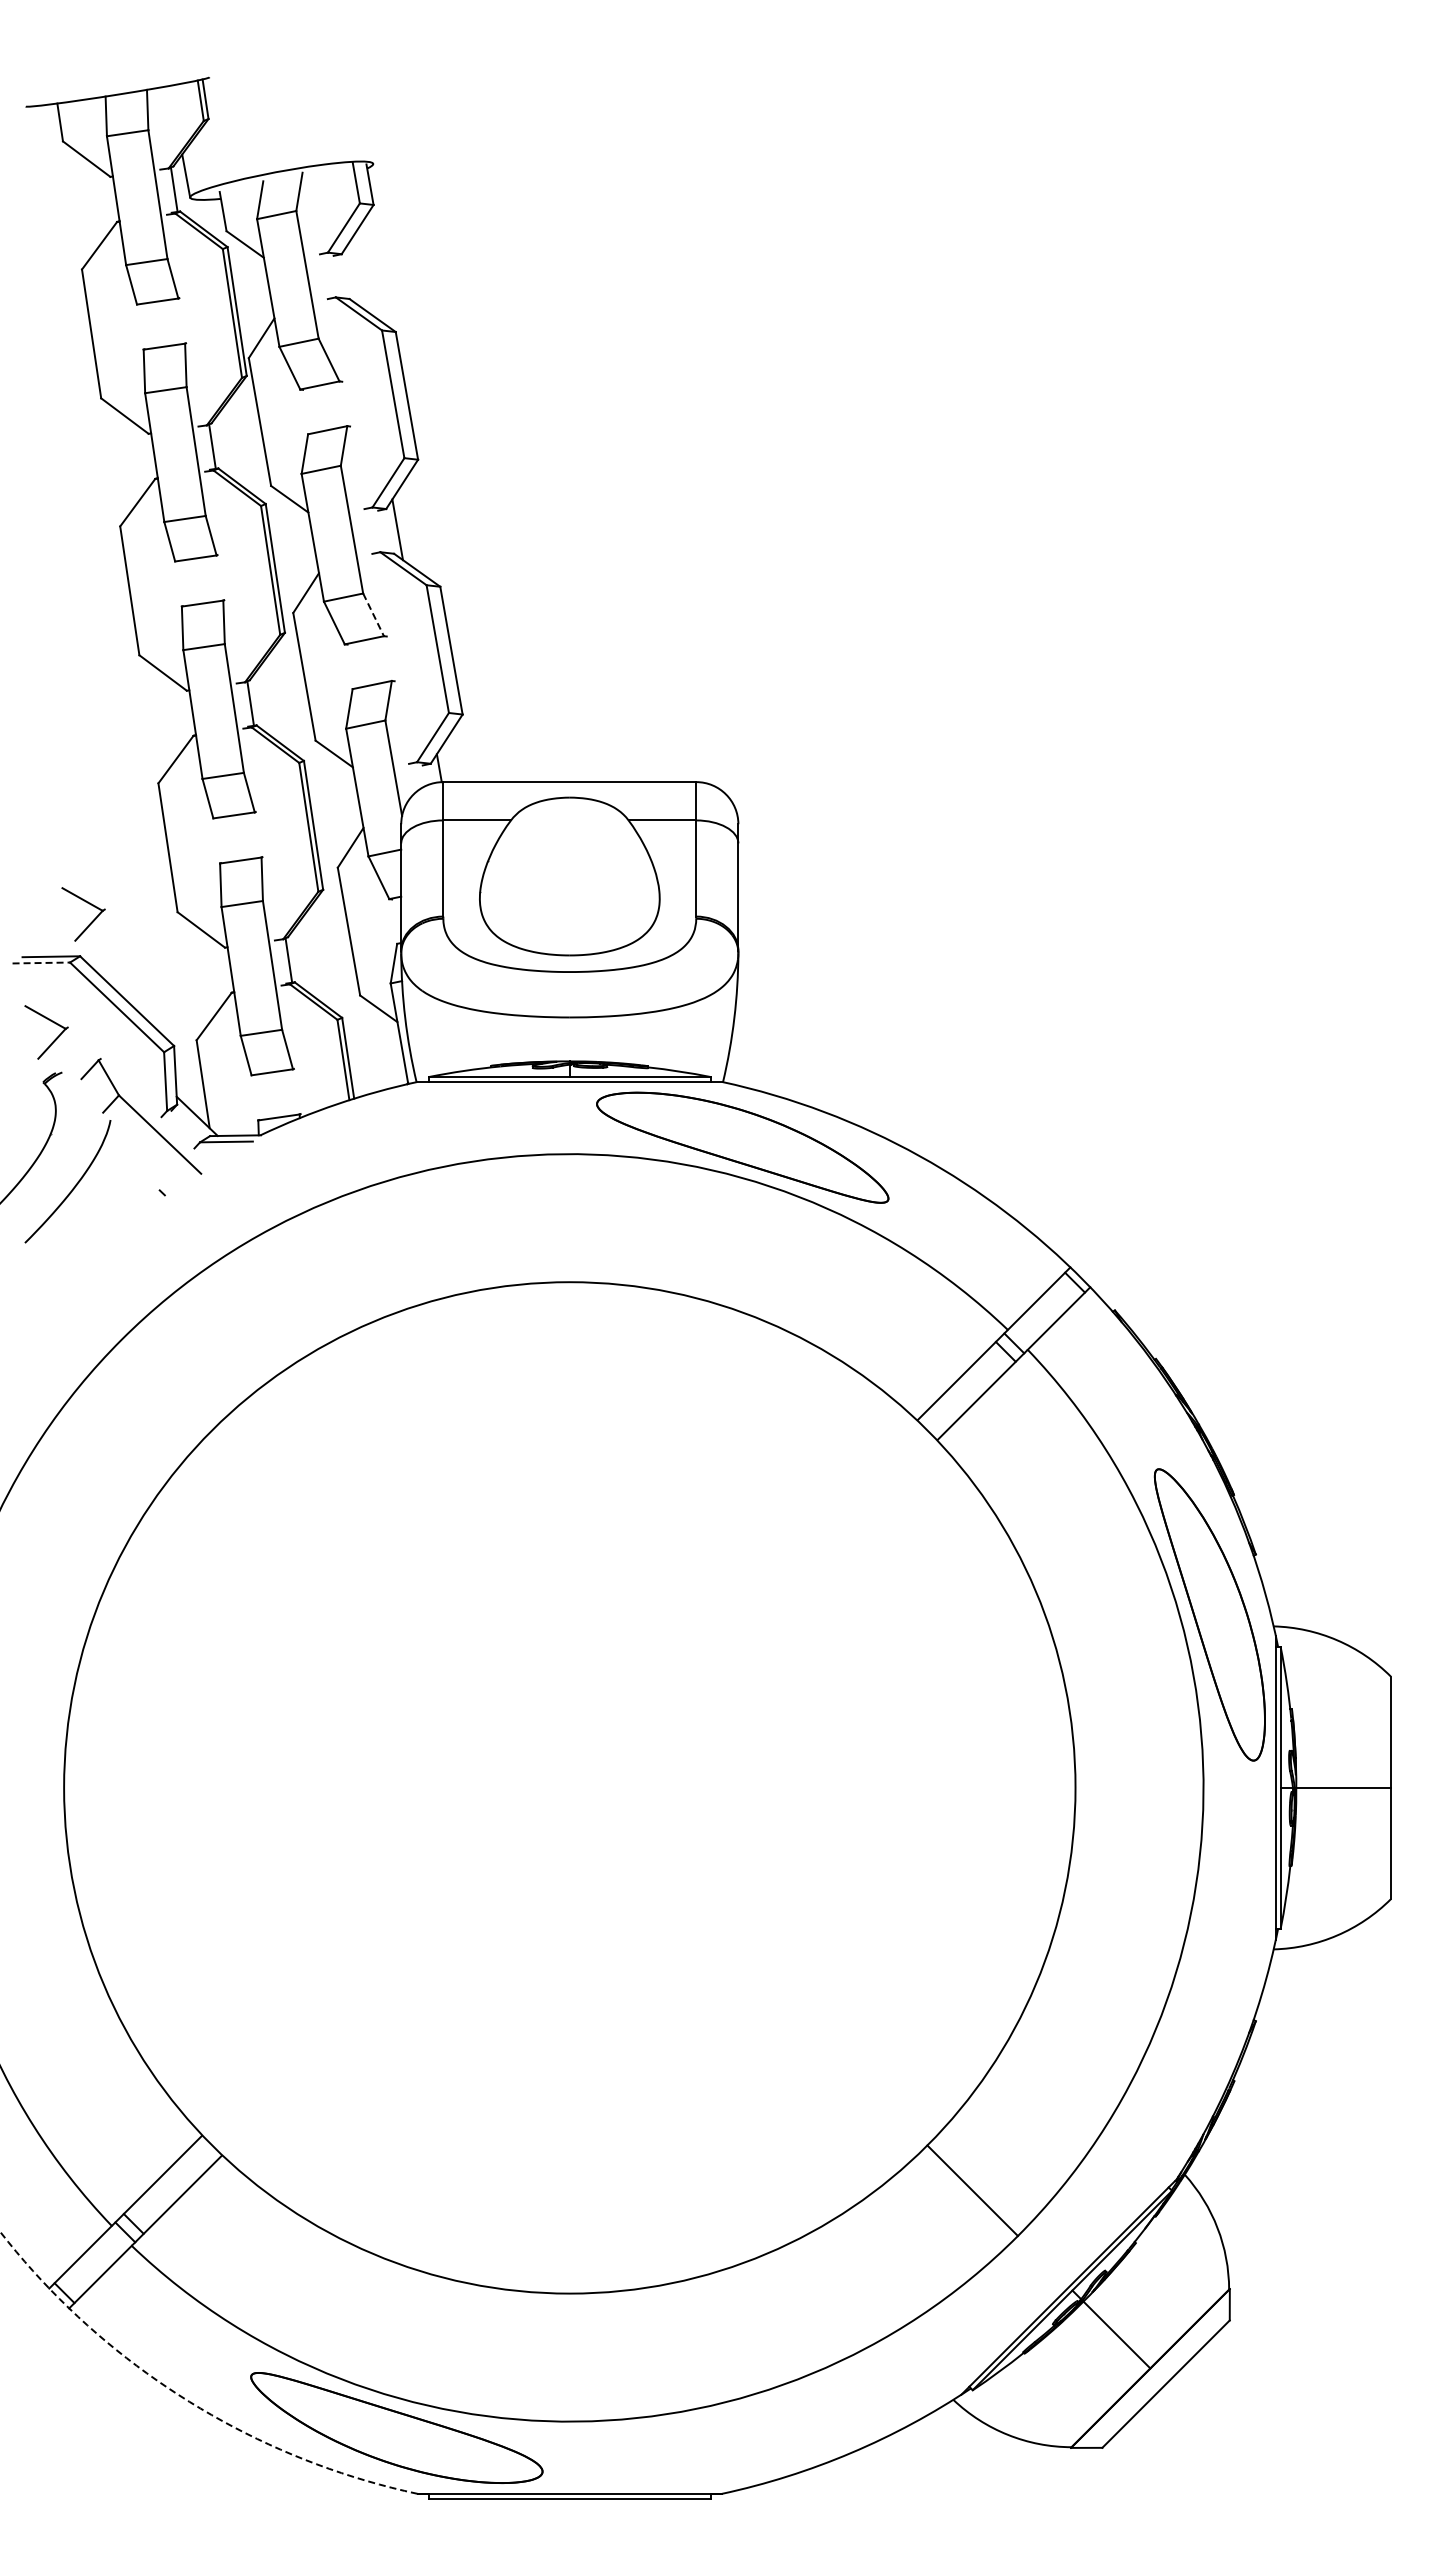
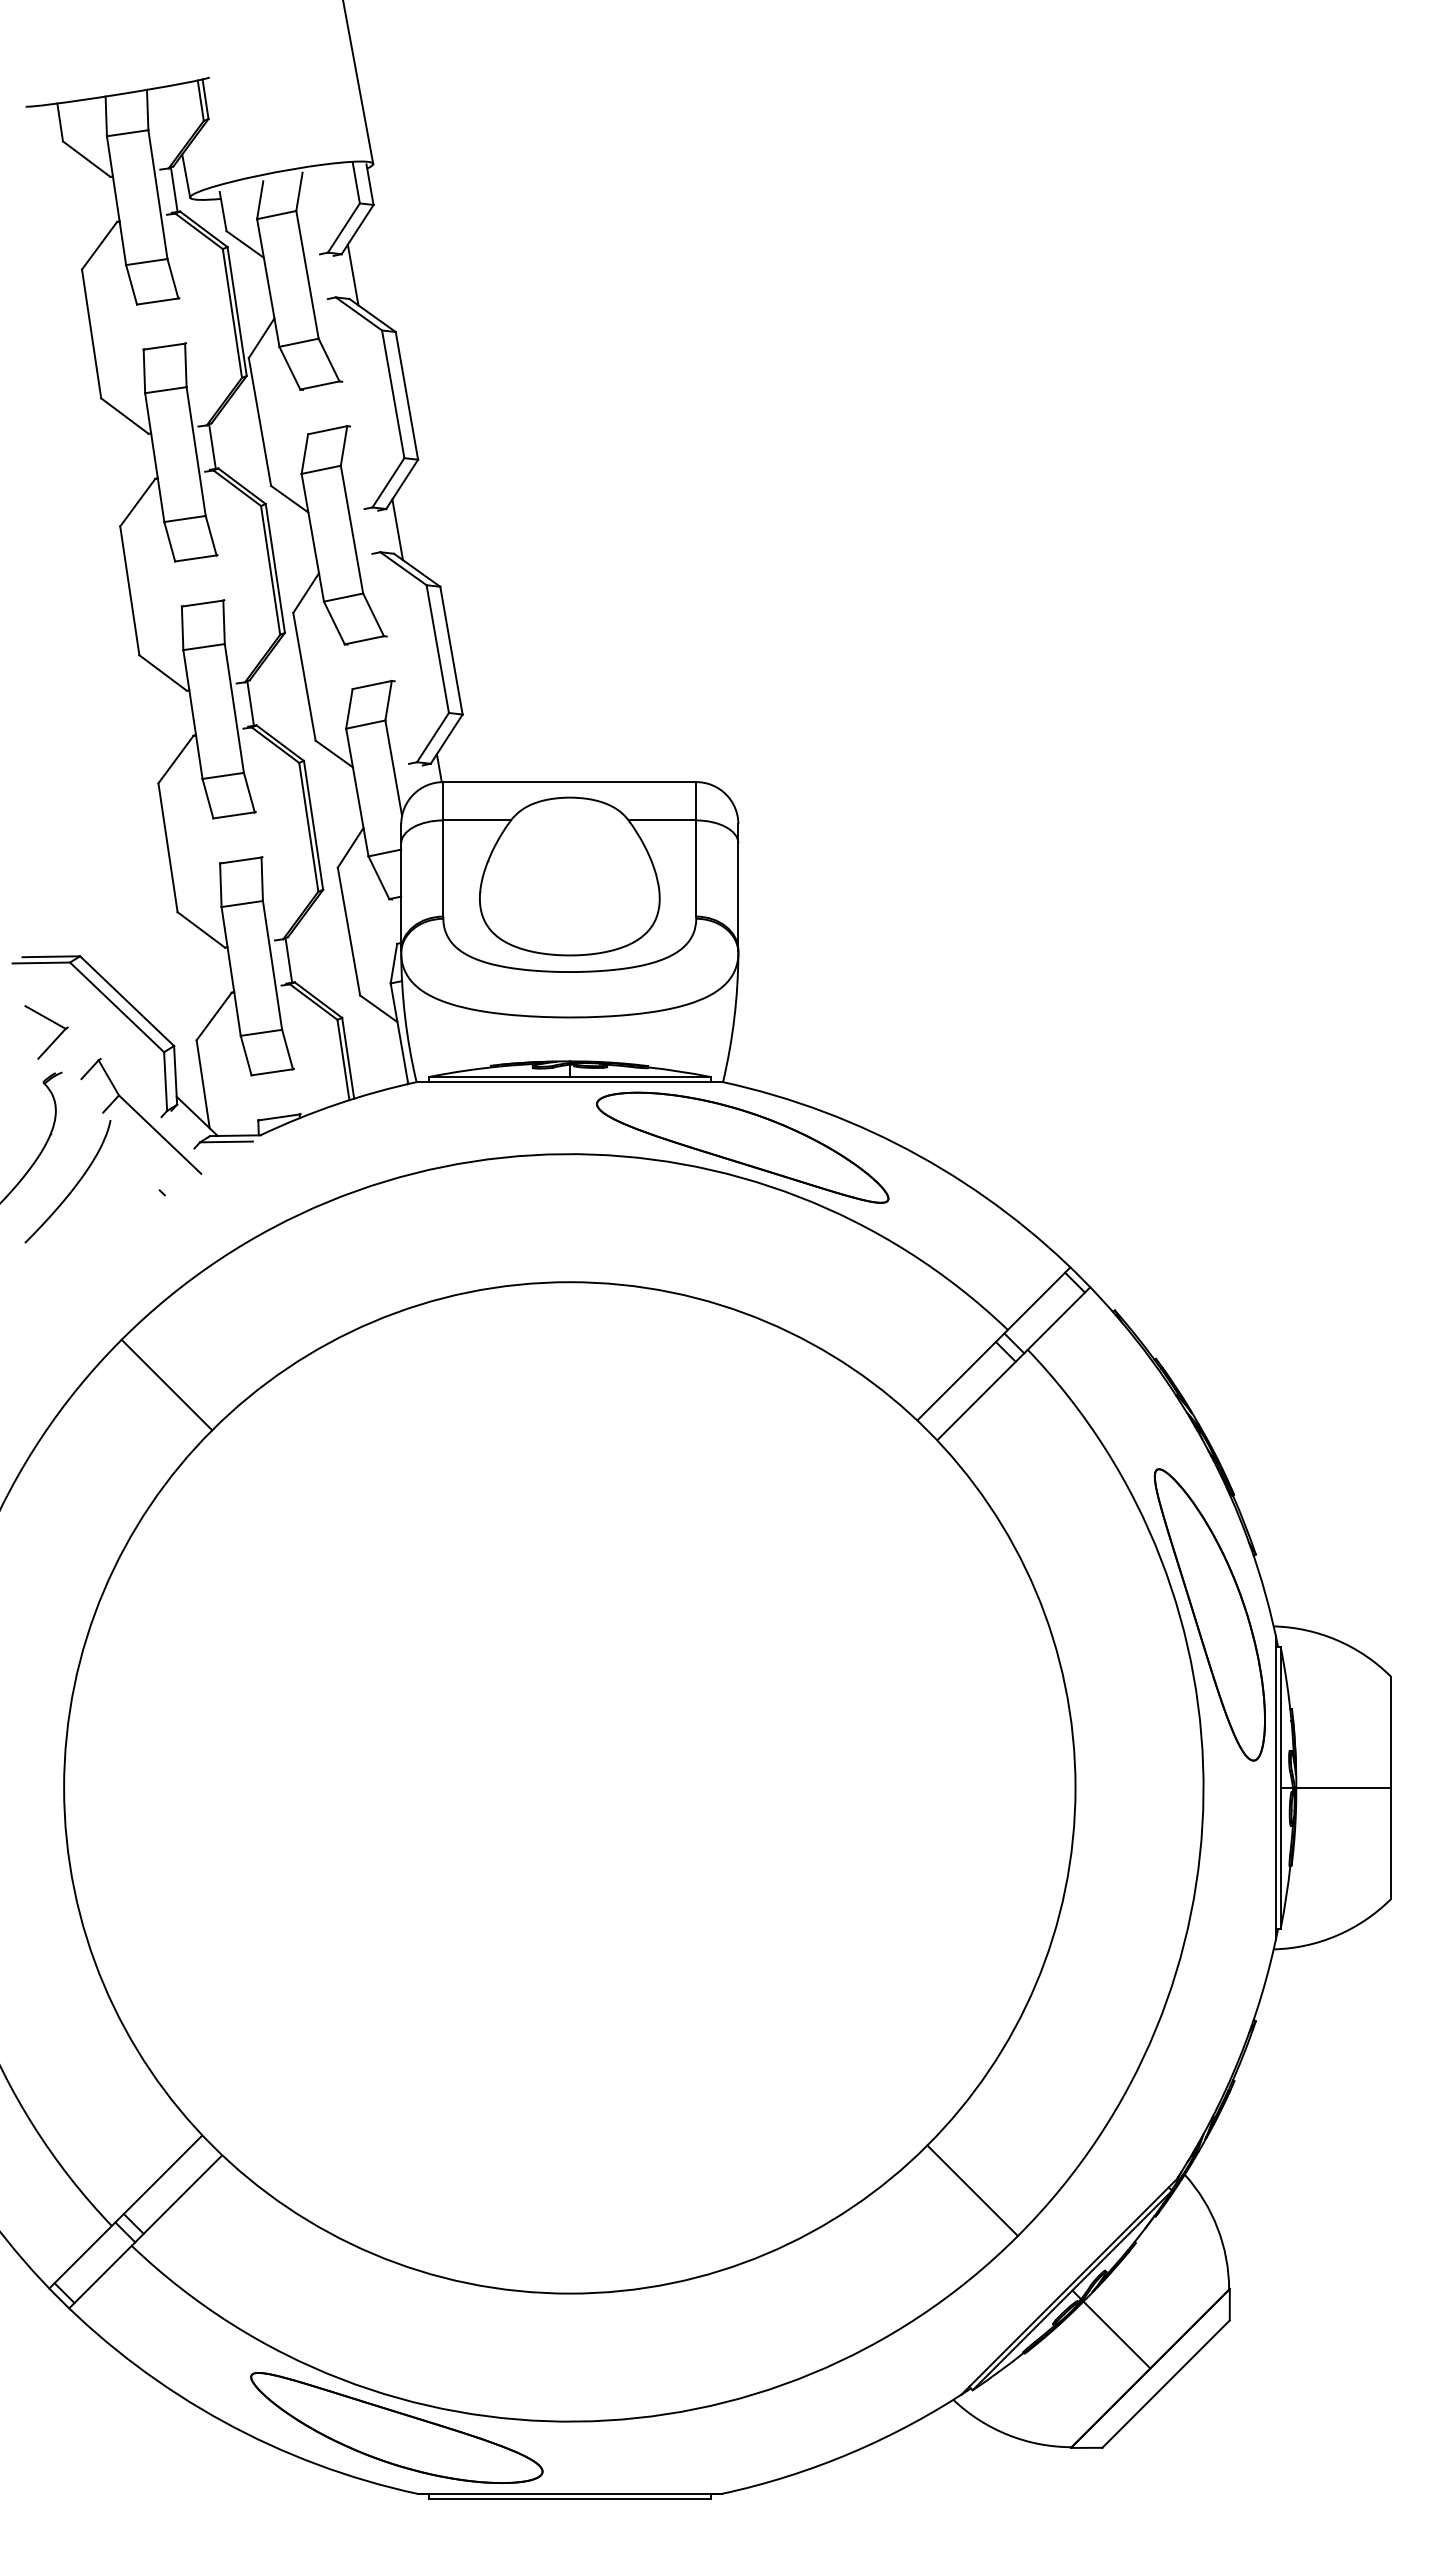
line: none -> present (358, 82)
line: none -> present (352, 274)
line: dashed -> solid (373, 614)
part: present -> none (91, 921)
line: dashed -> solid (41, 963)
line: none -> present (166, 1384)
arc: dashed -> solid (185, 2399)
